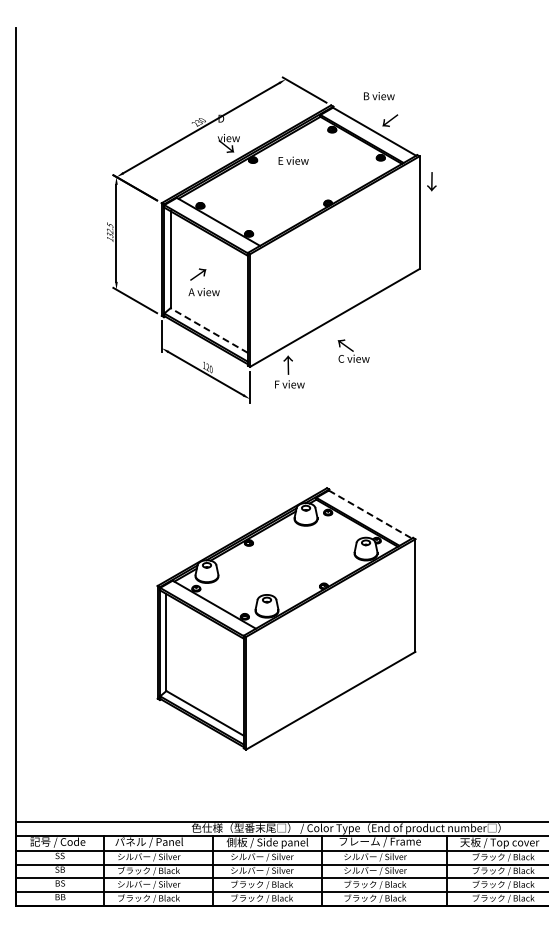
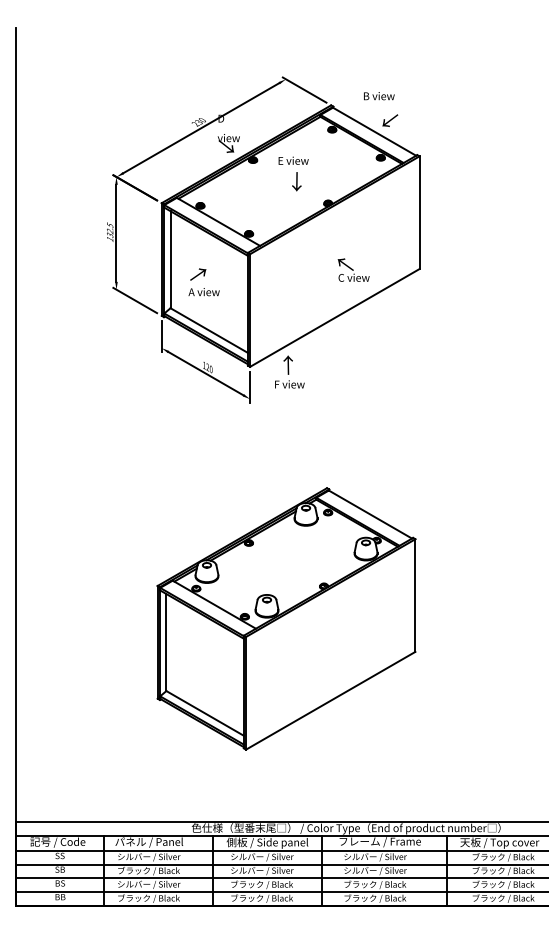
text position: (431, 181) -> (296, 181) (296, 181)
line: dashed -> solid (209, 330)
text position: (353, 350) -> (353, 269) (353, 269)
line: dashed -> solid (370, 514)
